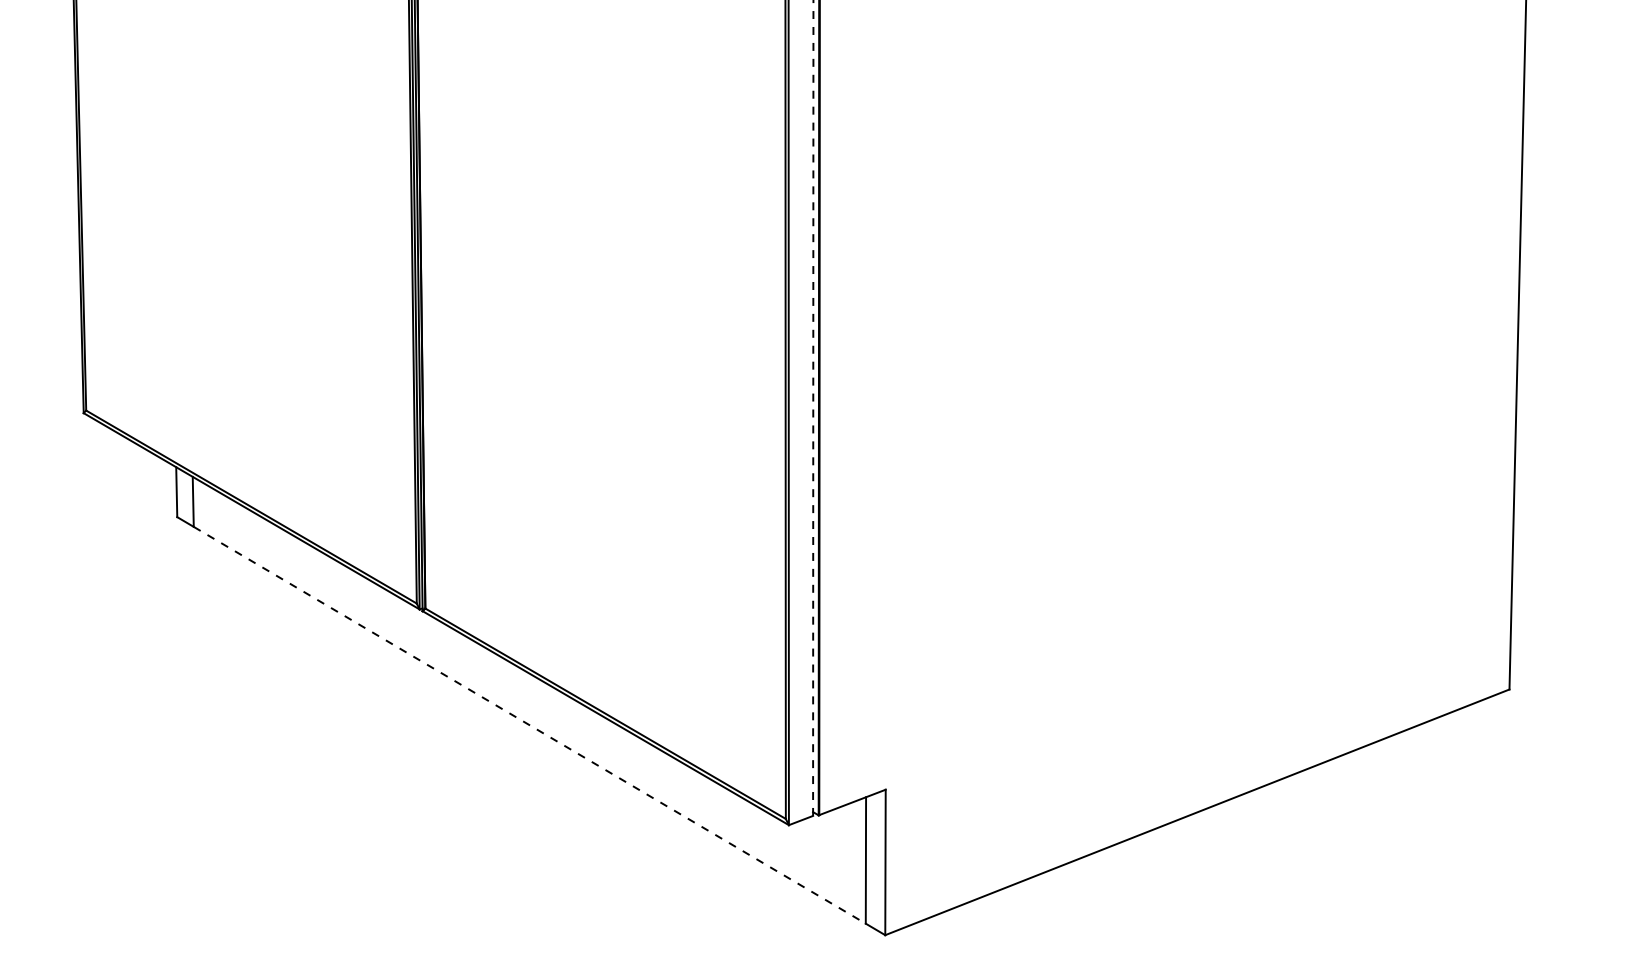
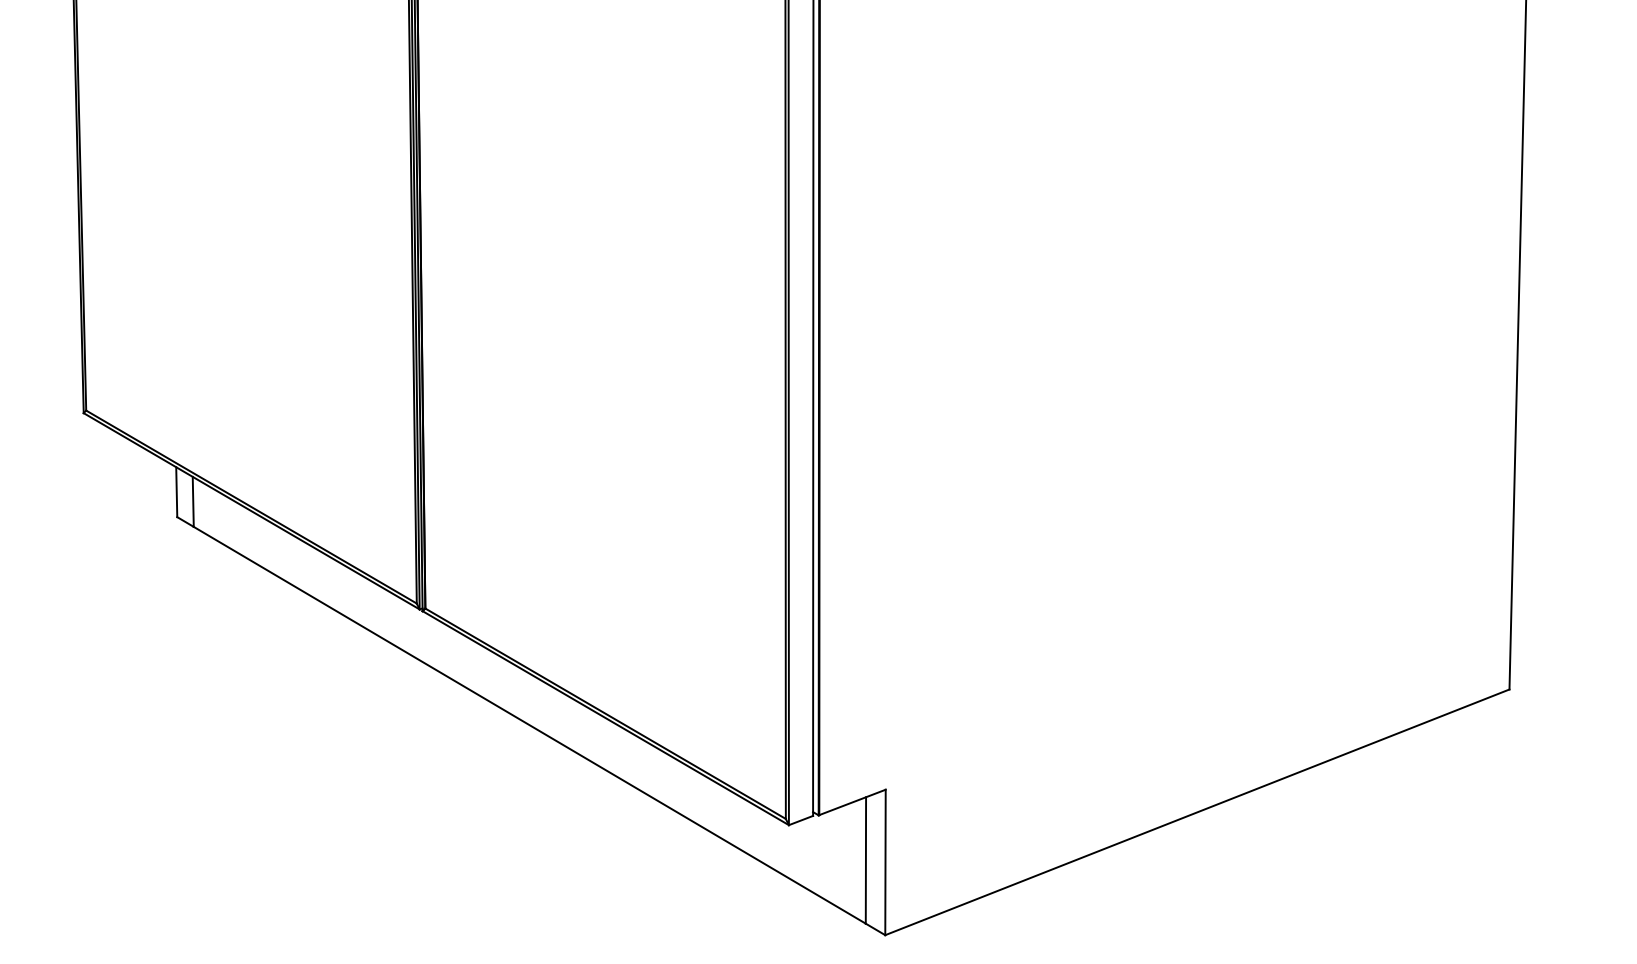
line: dashed -> solid (813, 407)
line: dashed -> solid (530, 725)
